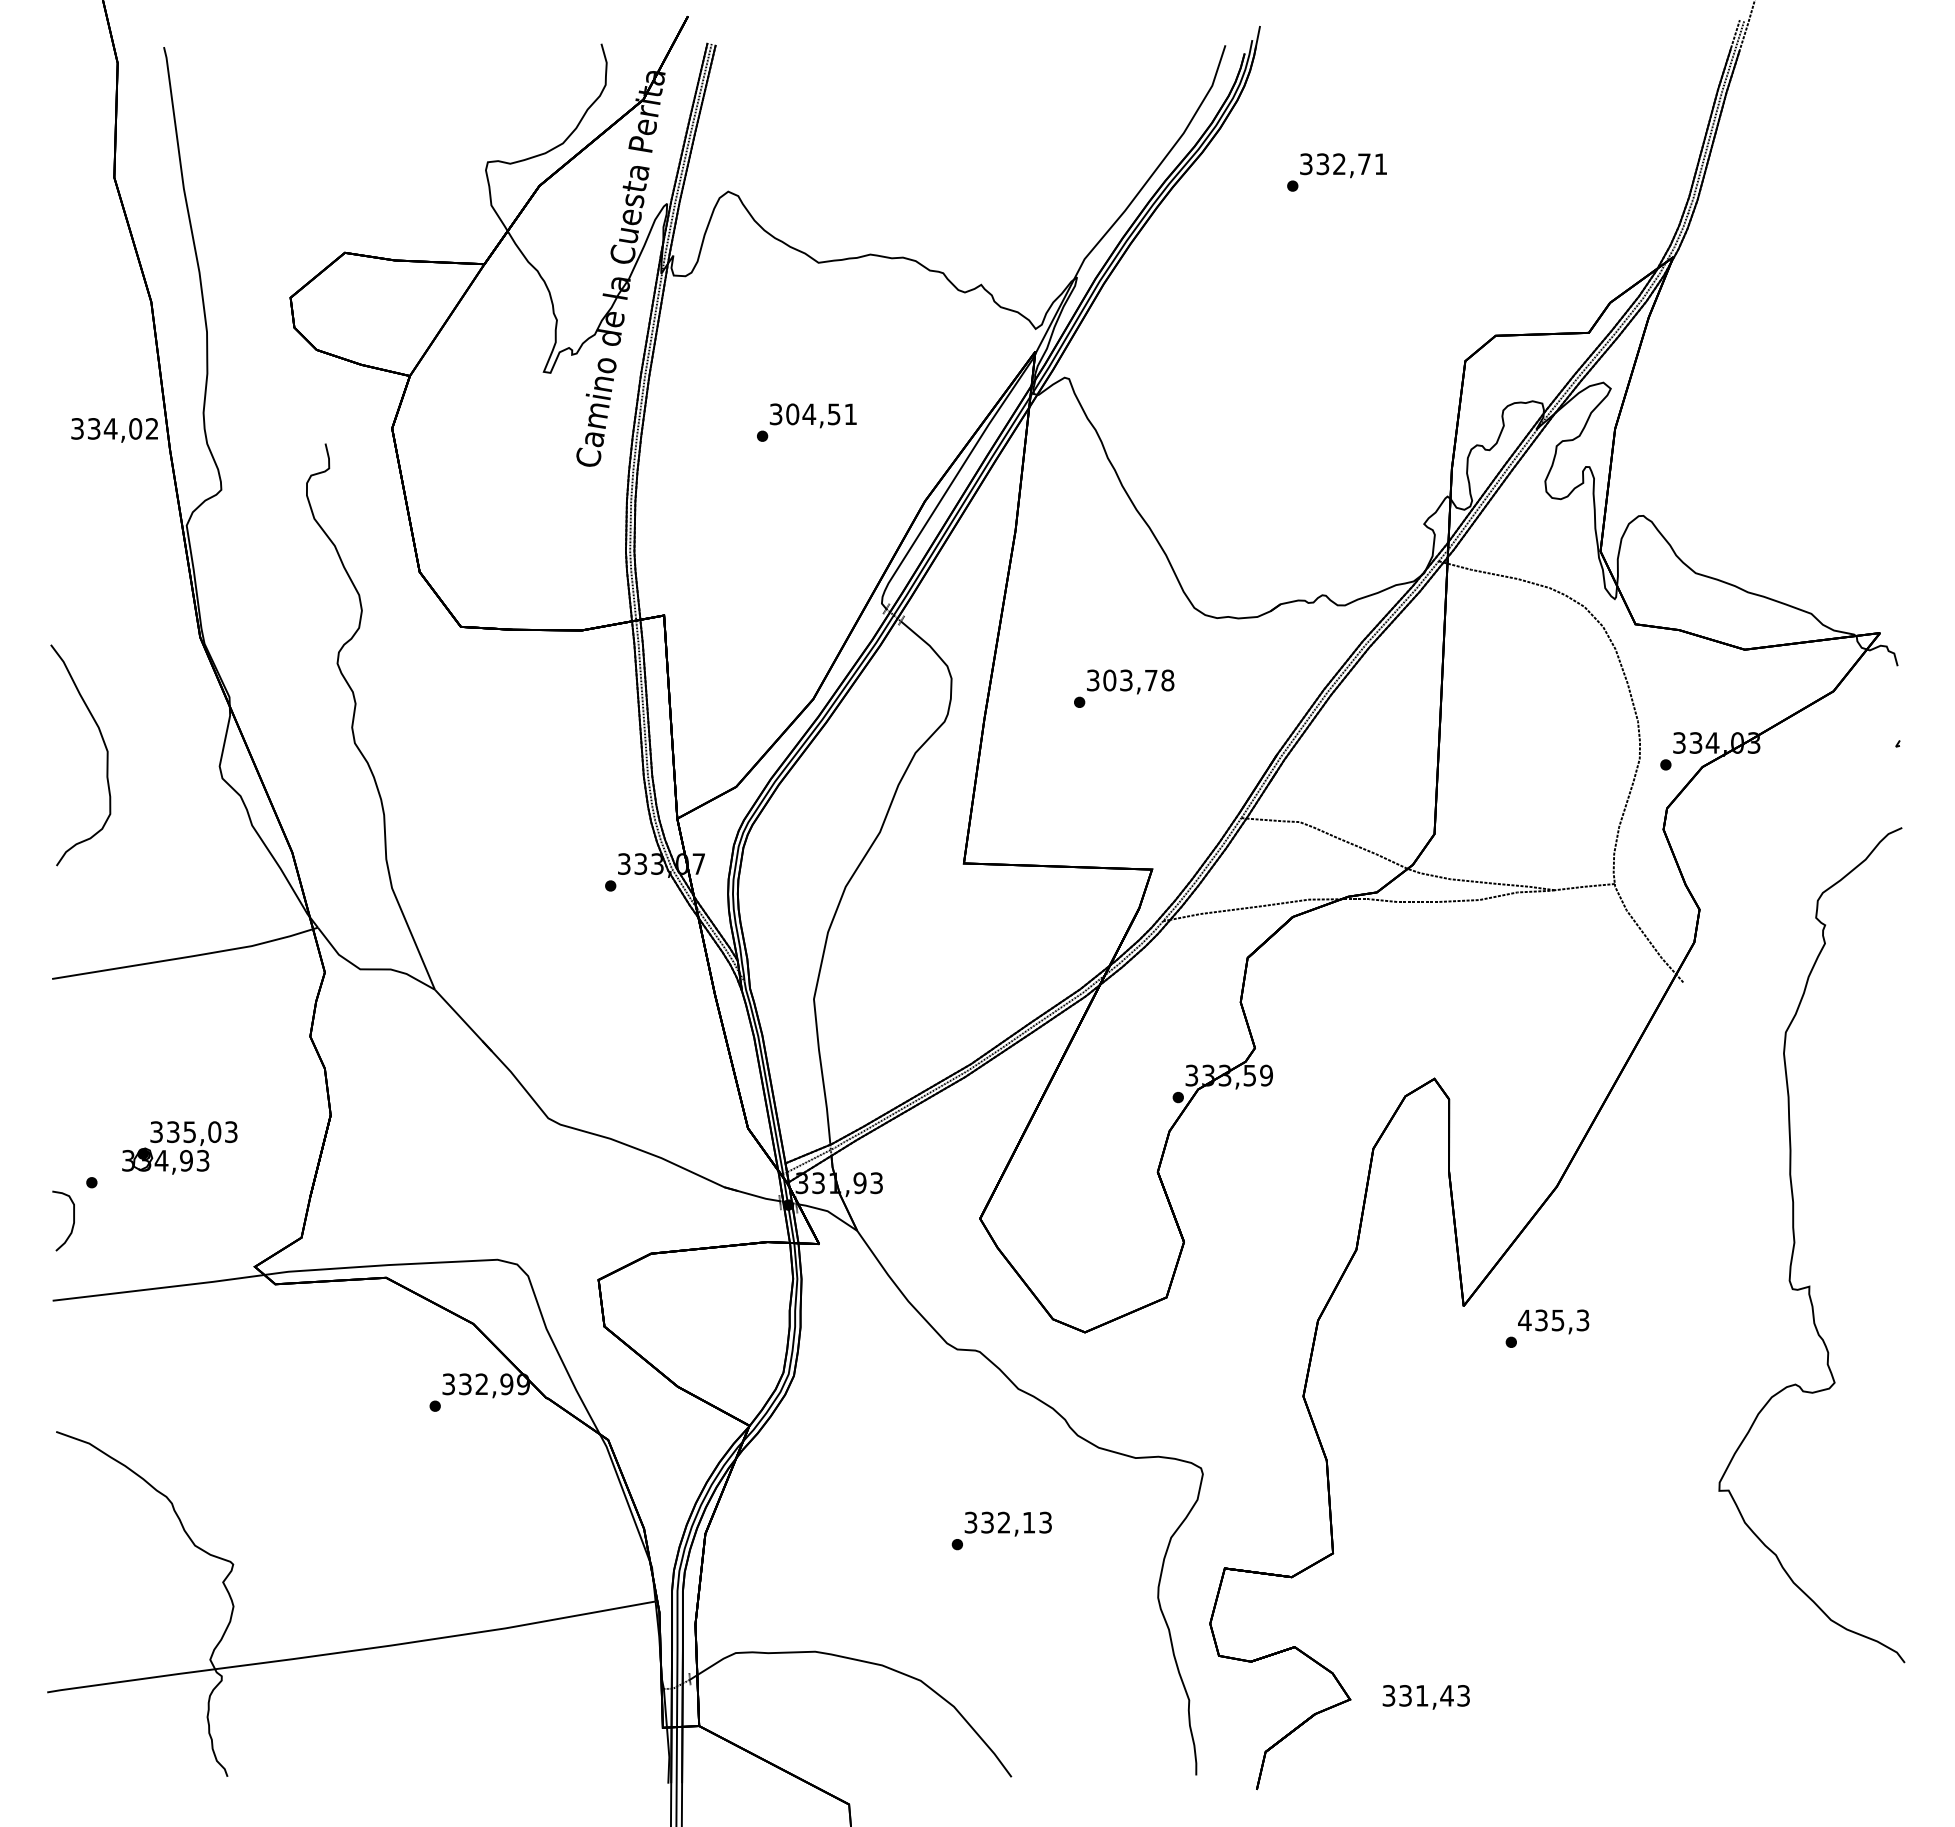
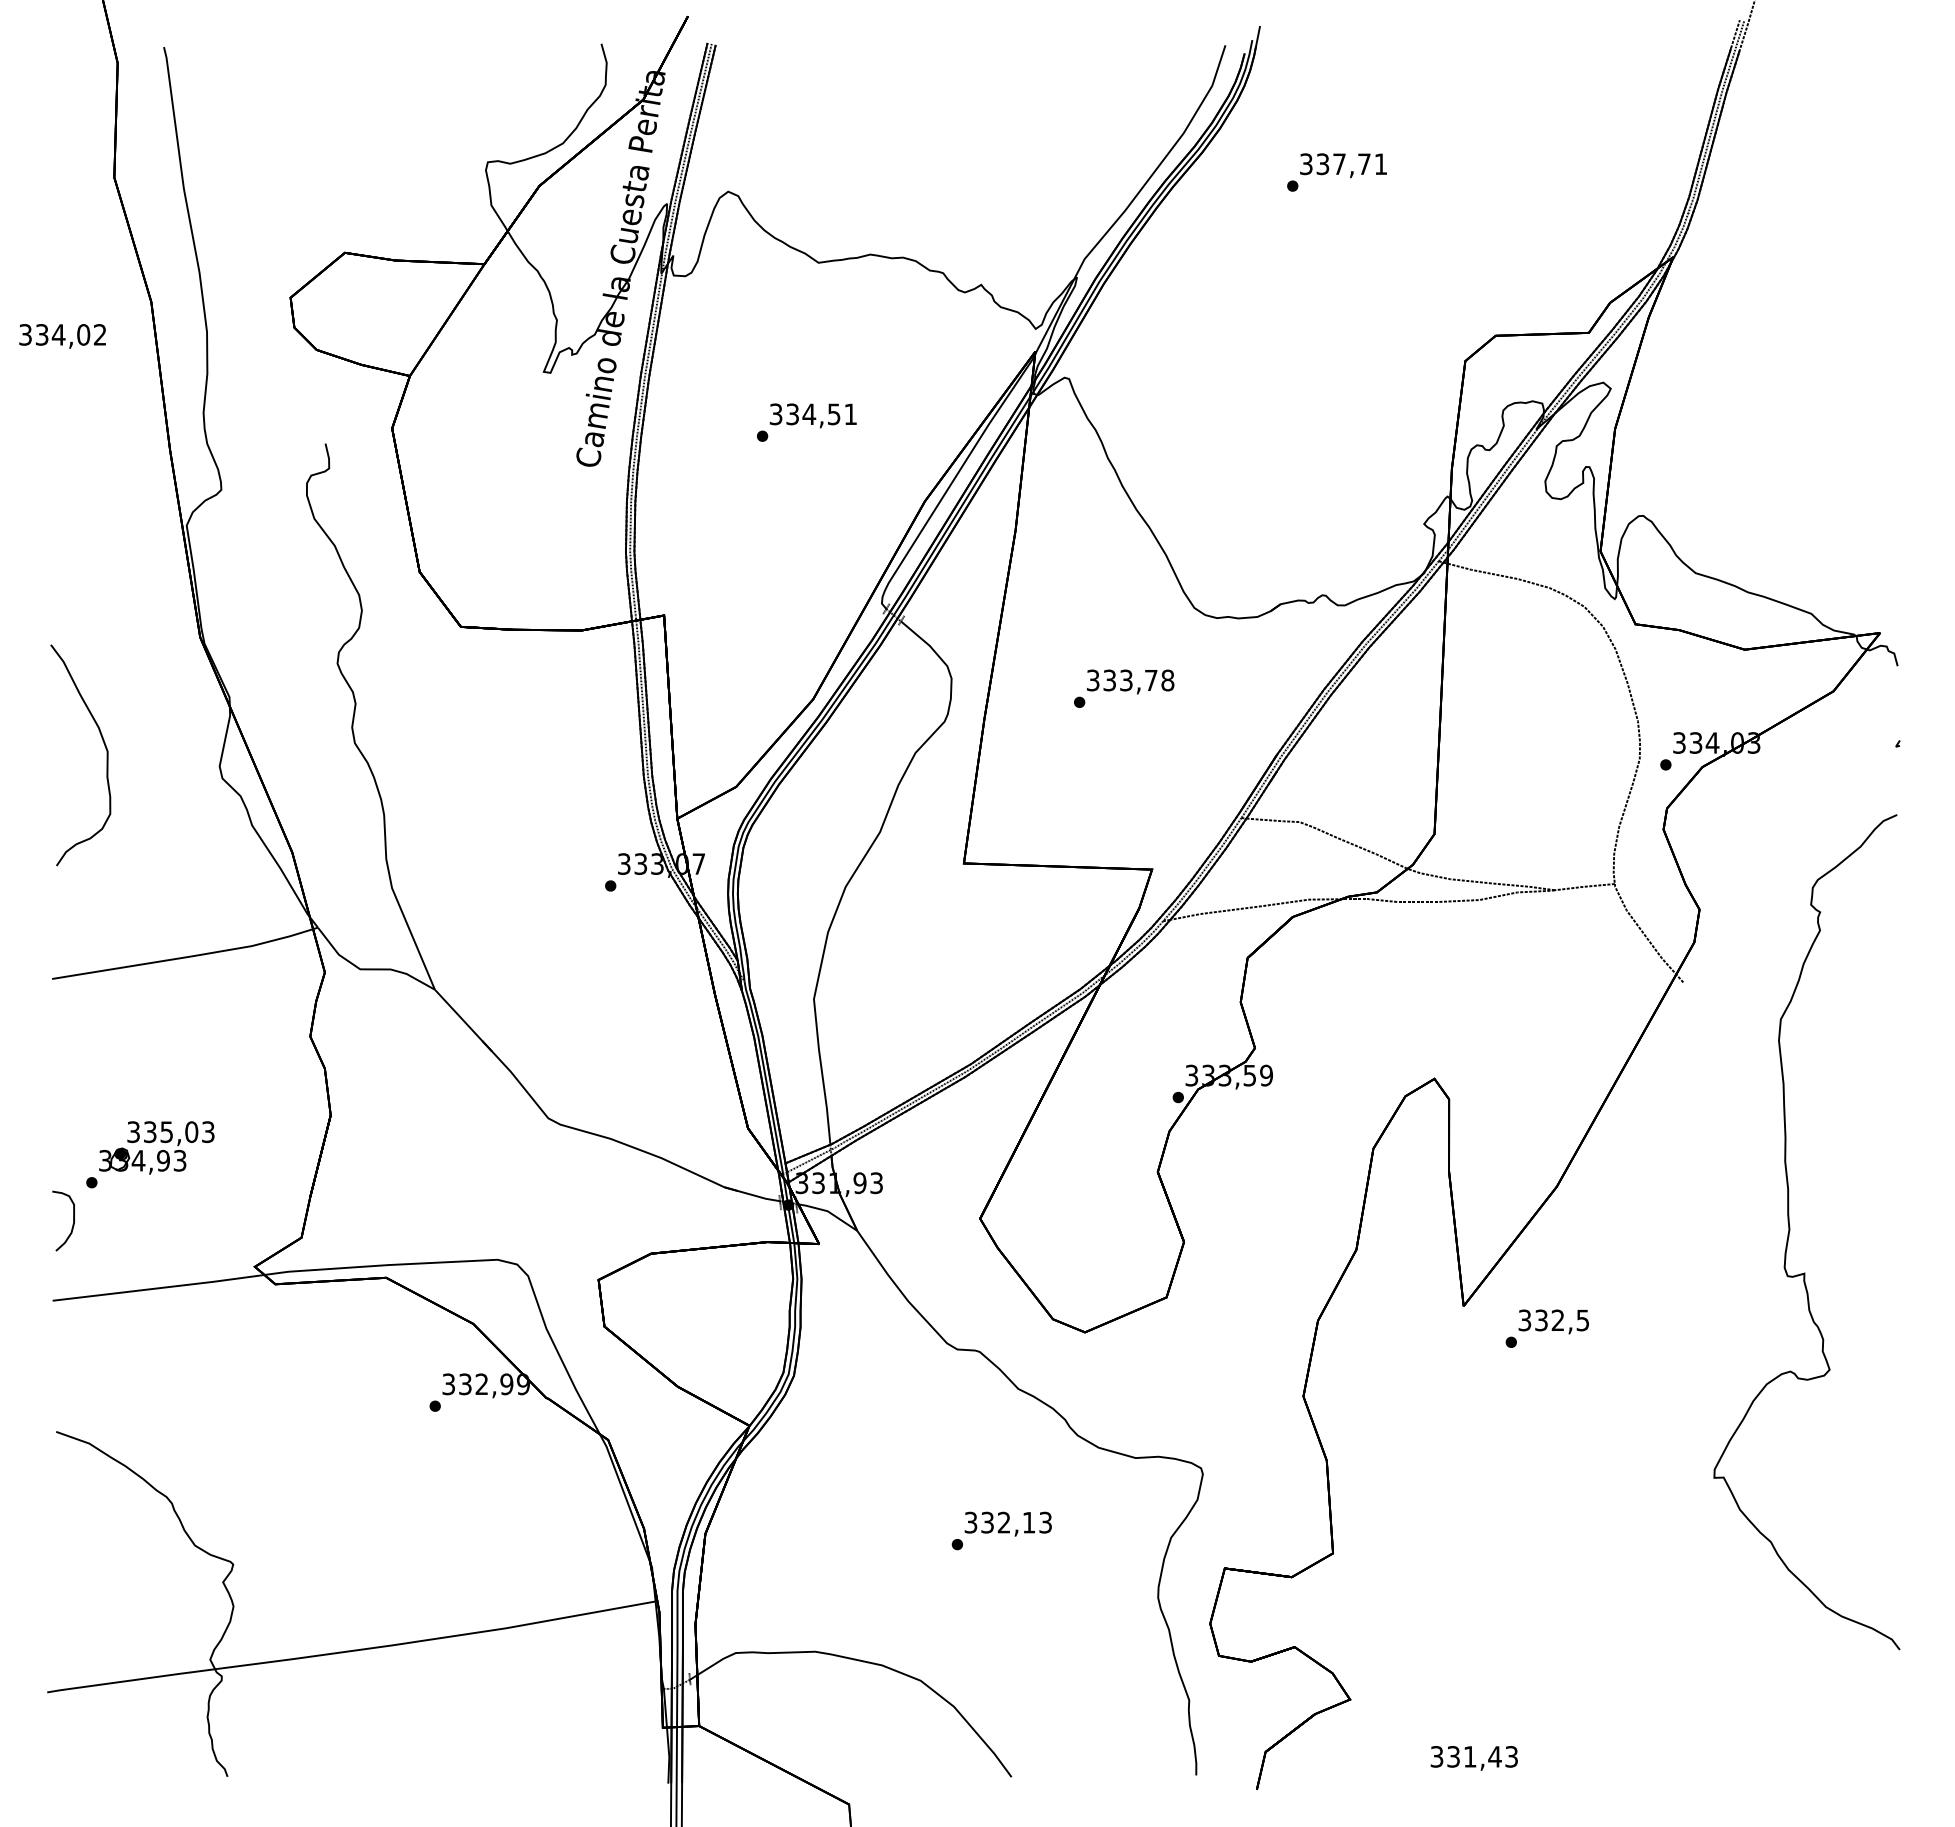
text: 332,71 -> 337,71 (1339, 163)
text: 304,51 -> 334,51 (792, 414)
text position: (114, 430) -> (62, 336) (62, 336)
text: 303,78 -> 333,78 (1109, 680)
part position: (179, 1147) -> (156, 1147) (156, 1147)
curve position: (1795, 1243) -> (1790, 1230) (1790, 1230)
text: 435,3 -> 332,5 (1553, 1320)
text position: (1425, 1697) -> (1473, 1758) (1473, 1758)
